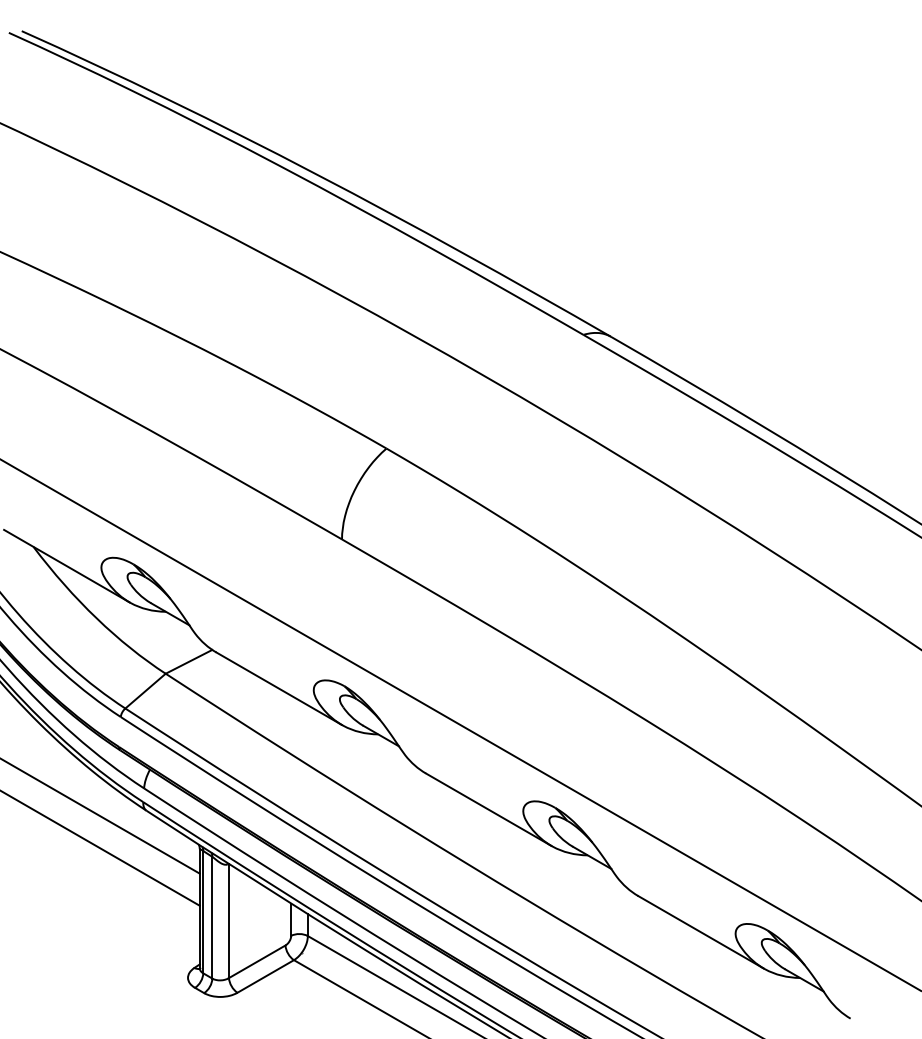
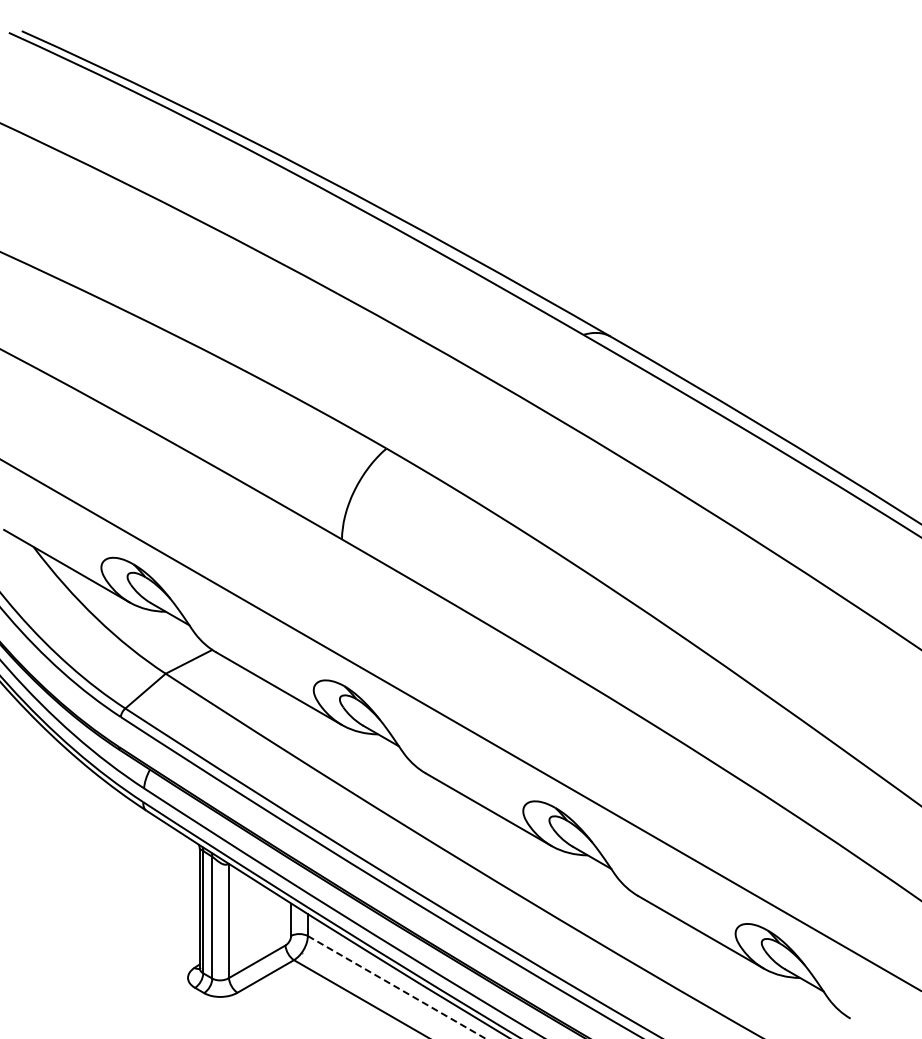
line: present -> none (100, 816)
line: present -> none (100, 848)
line: solid -> dashed (397, 987)
